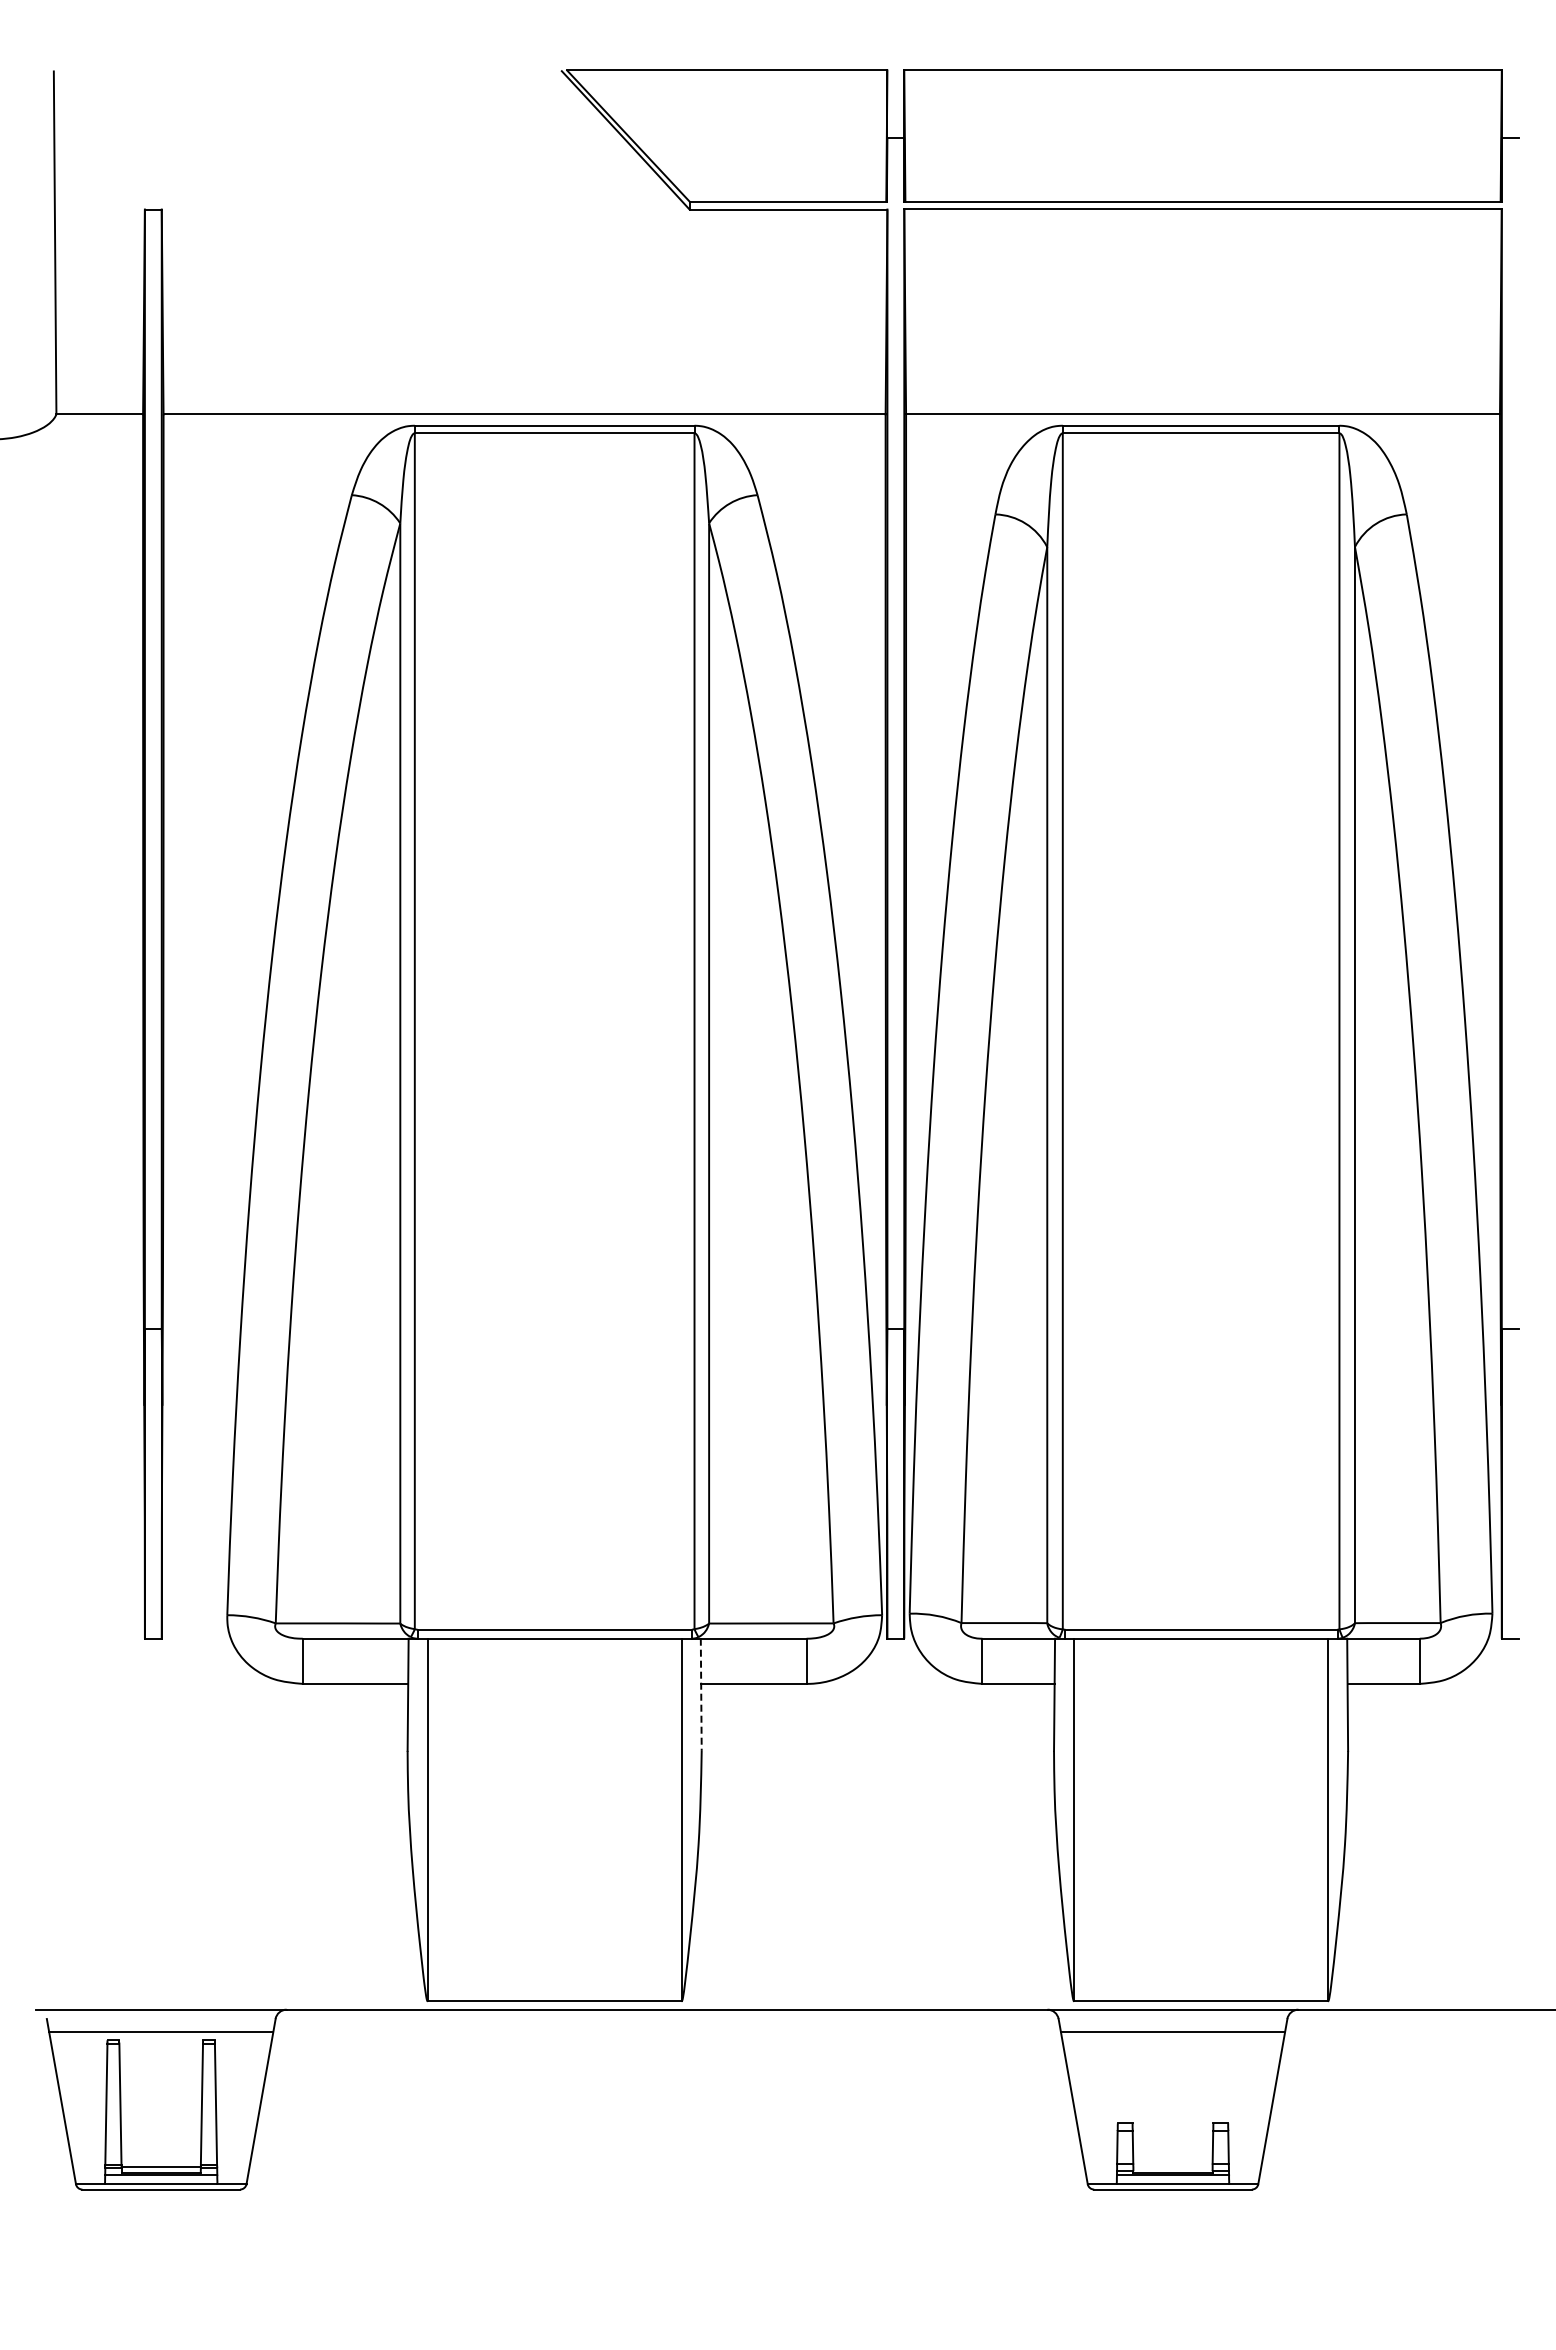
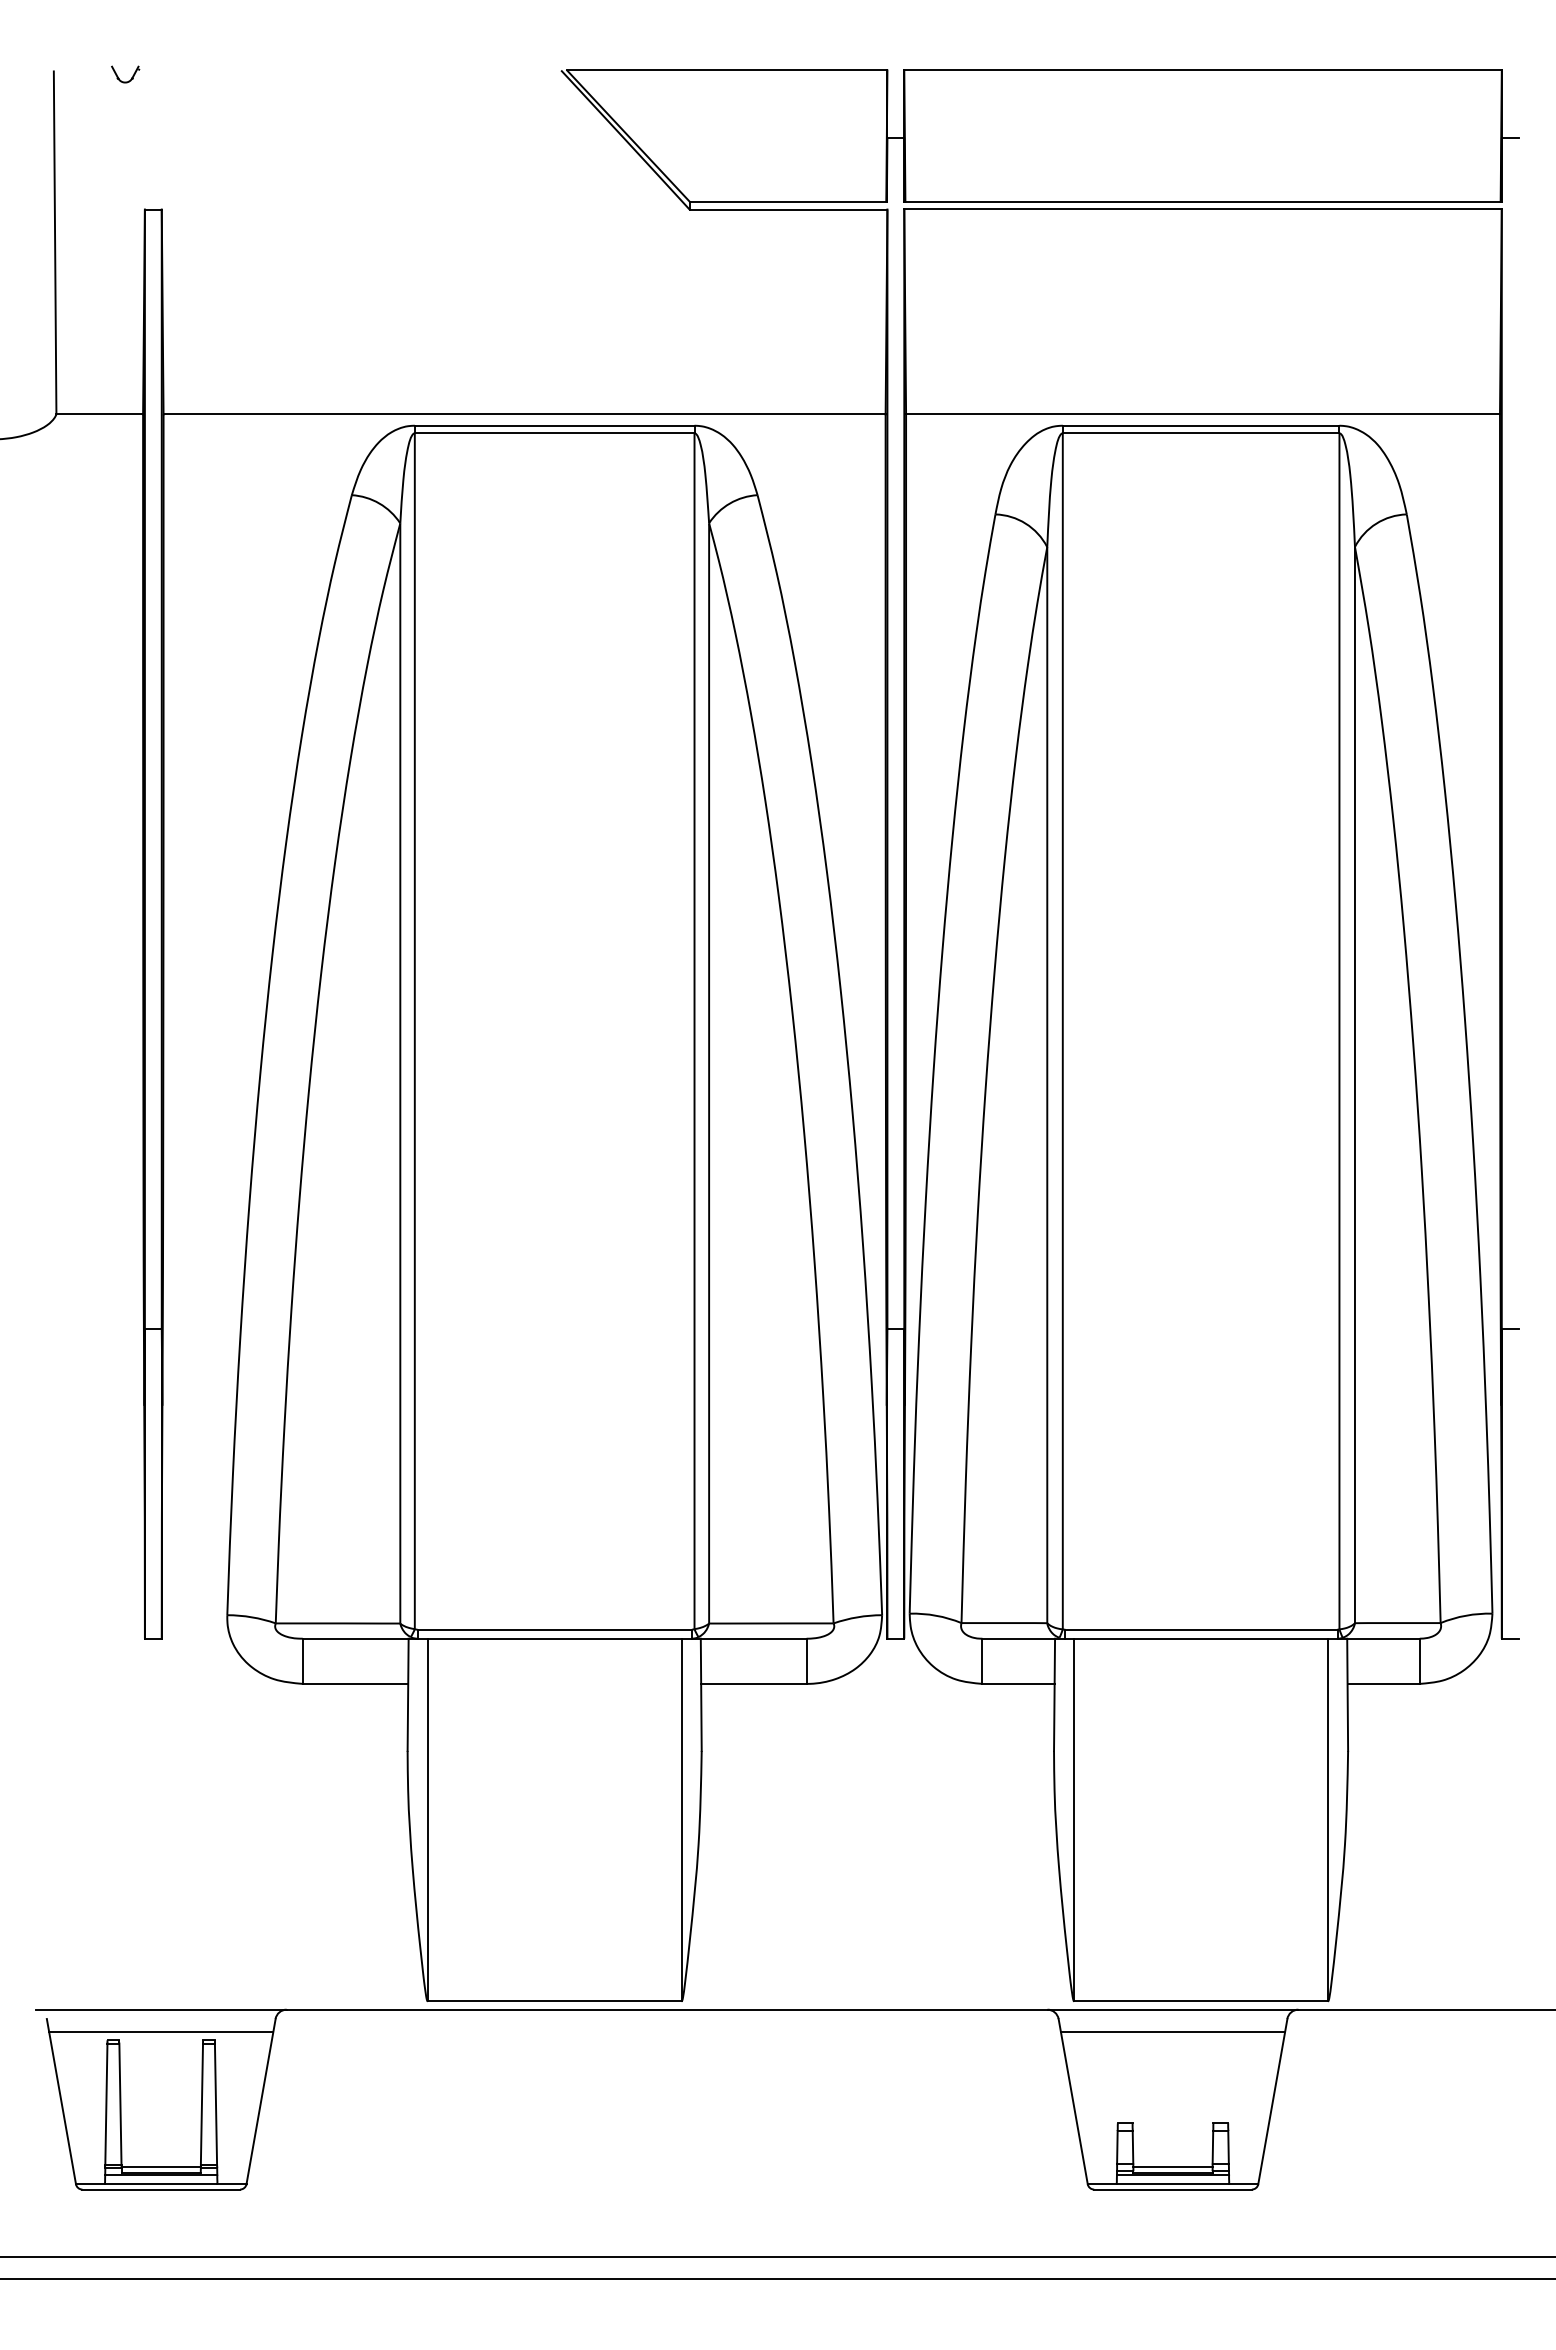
part: none -> present (131, 77)
line: dashed -> solid (701, 1695)
line: none -> present (1172, 2167)
line: none -> present (777, 2257)
line: none -> present (777, 2279)
